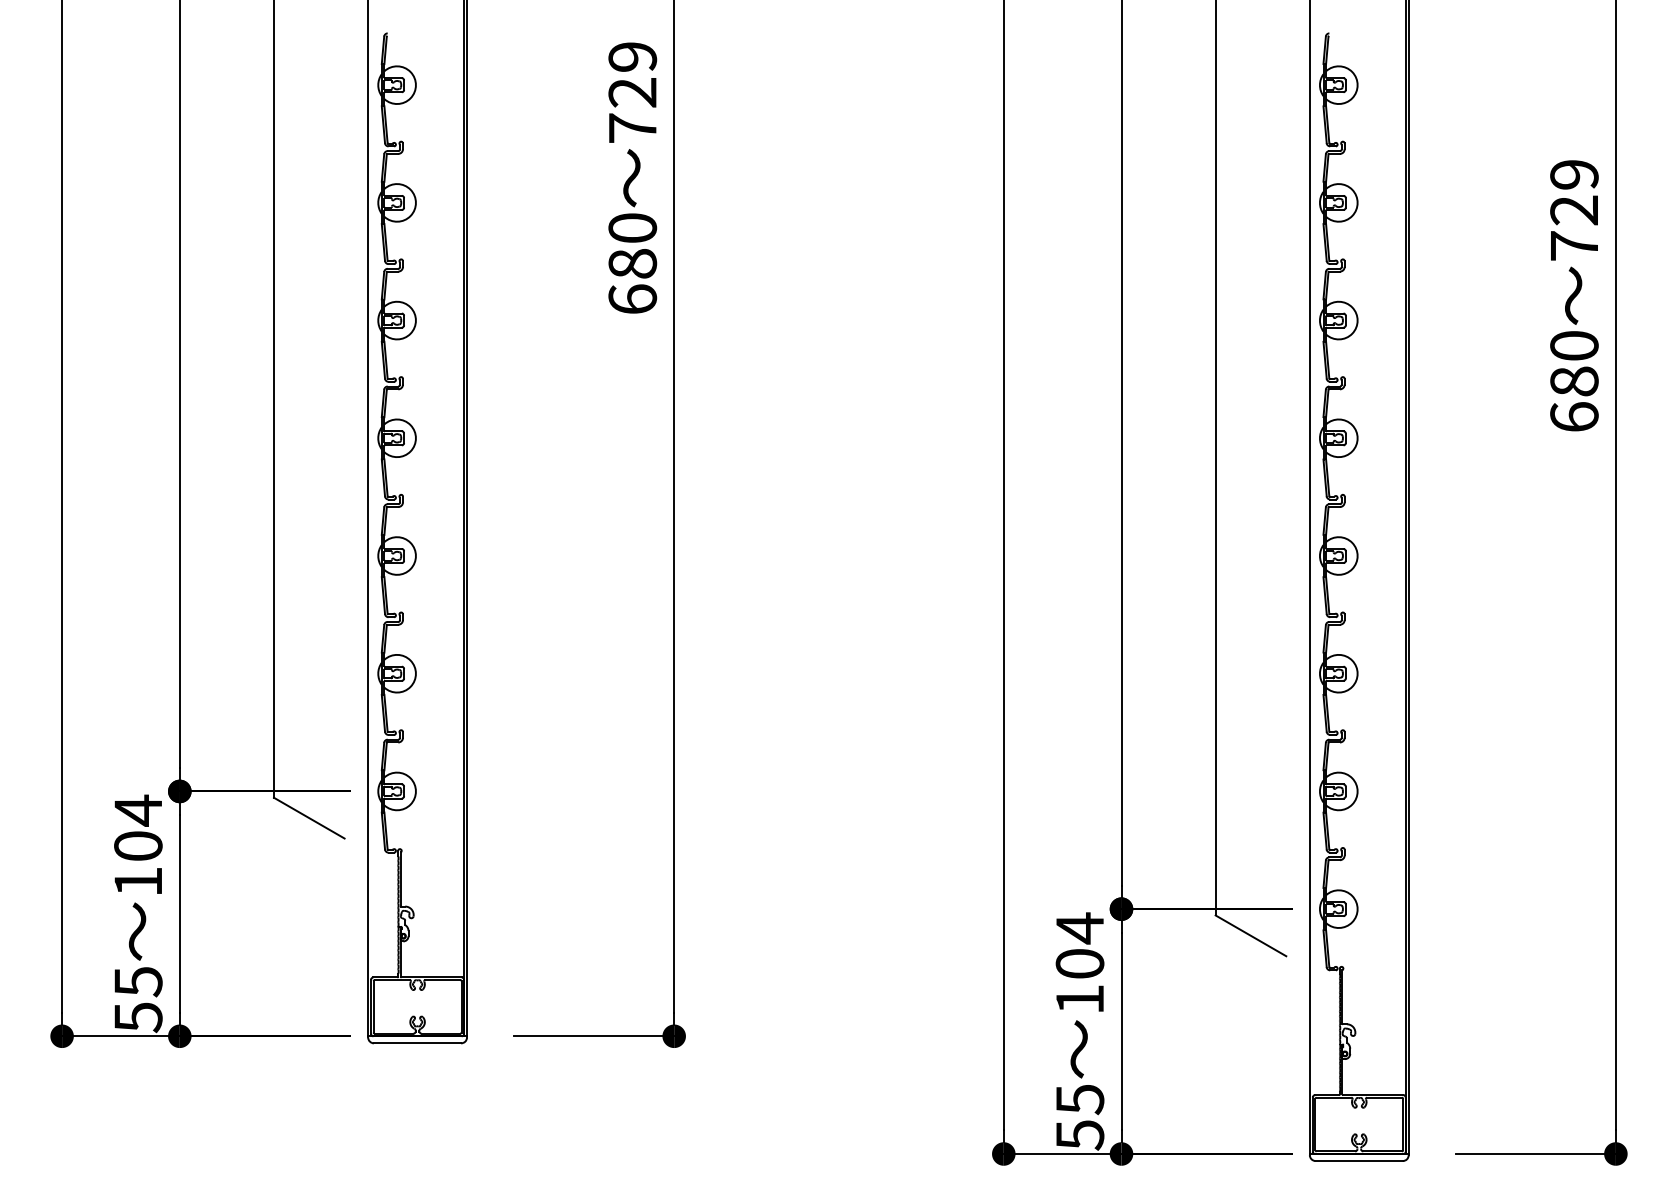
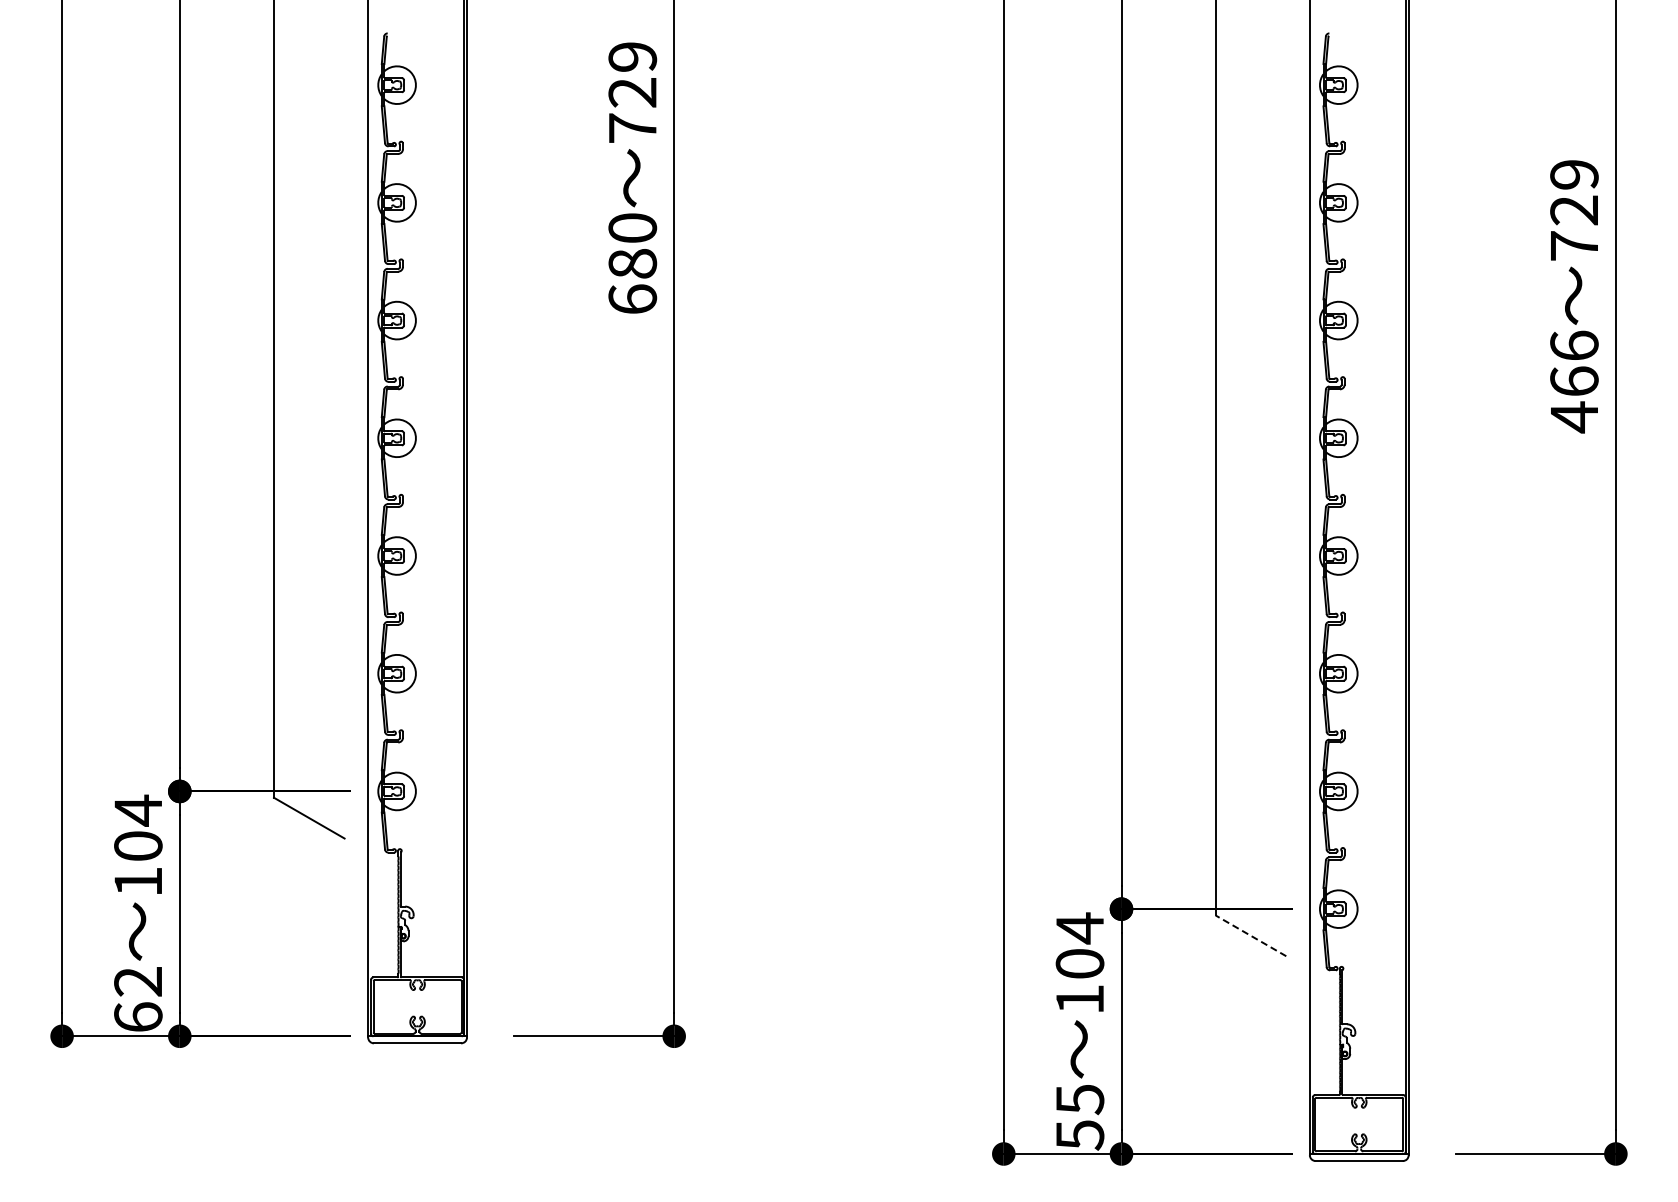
text: 680 -> 466 (1574, 381)
line: solid -> dashed (1250, 935)
text: 55 -> 62 (138, 1000)
